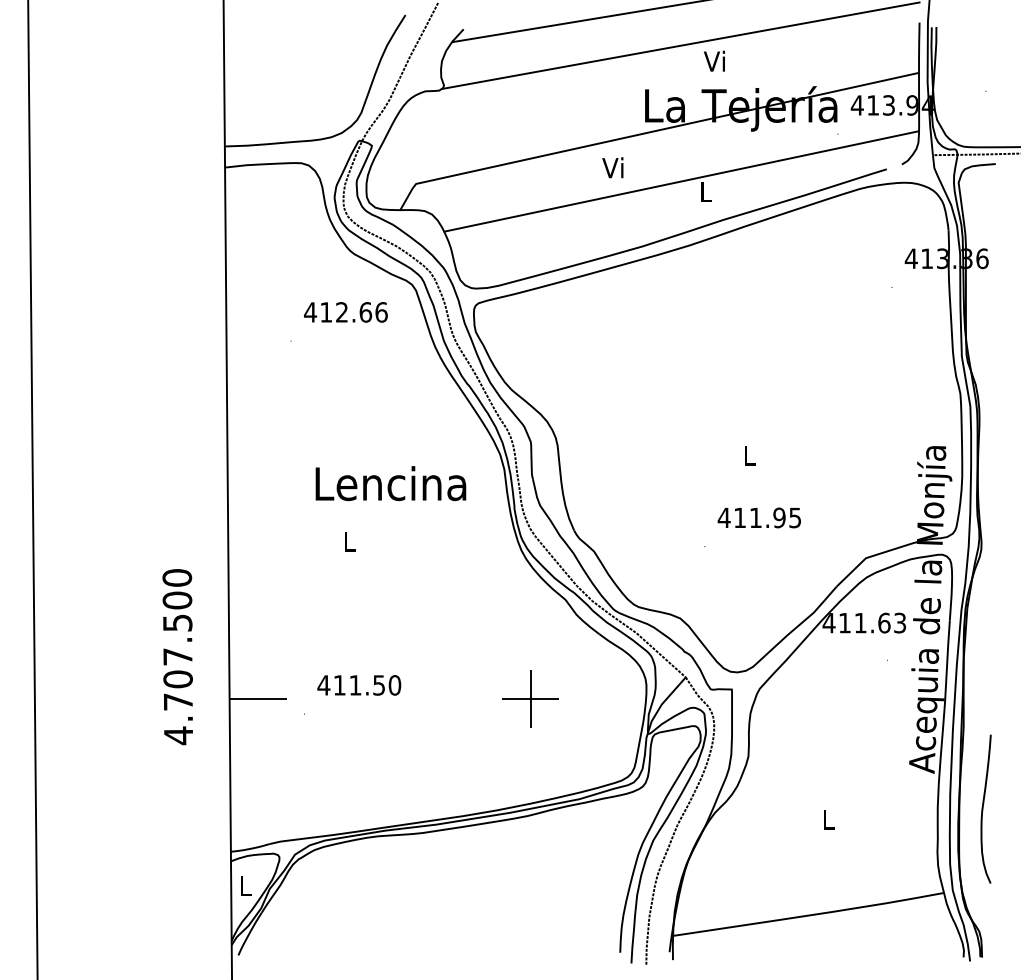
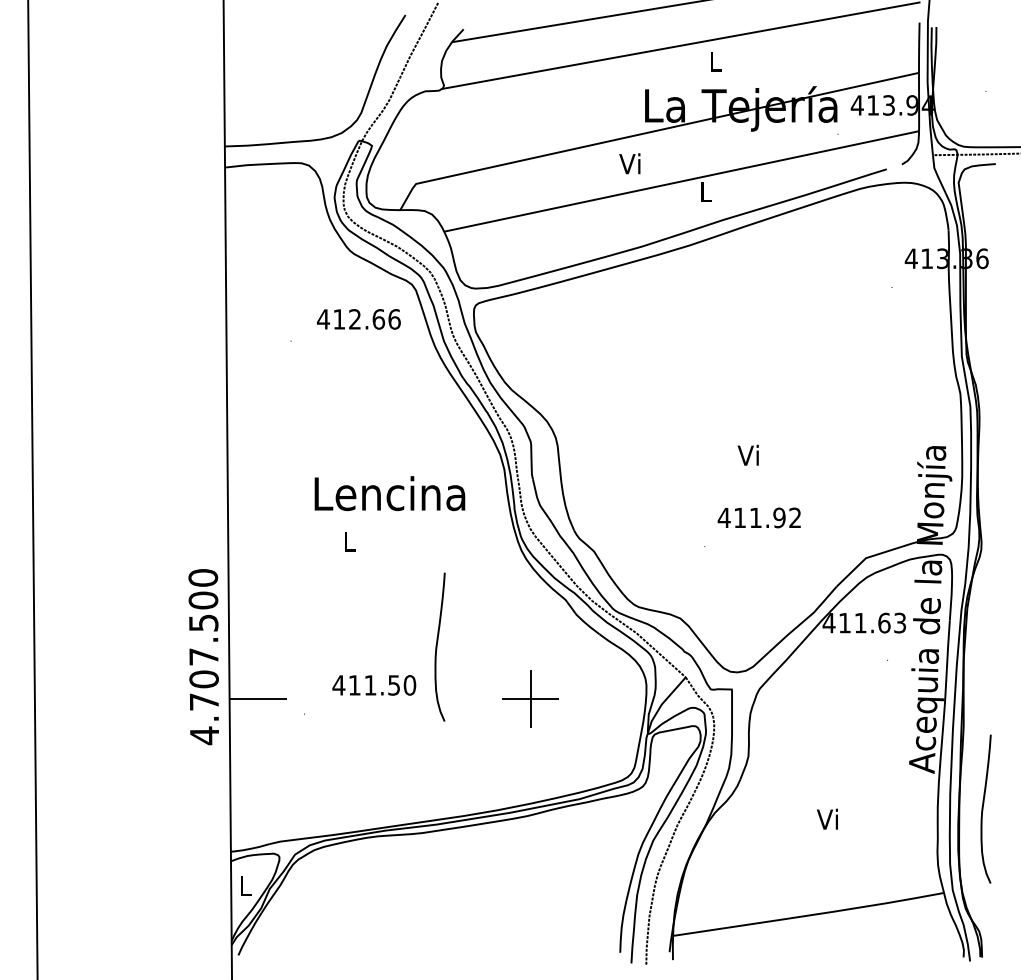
text: Vi -> L (713, 60)
text position: (612, 167) -> (629, 163) (629, 163)
text position: (345, 312) -> (358, 319) (358, 319)
text: L -> Vi (747, 454)
text position: (390, 483) -> (389, 493) (389, 493)
text: 411.95 -> 411.92 (794, 517)
curve: none -> present (437, 646)
text position: (177, 657) -> (203, 657) (203, 657)
text position: (359, 685) -> (374, 685) (374, 685)
text: L -> Vi (827, 818)
